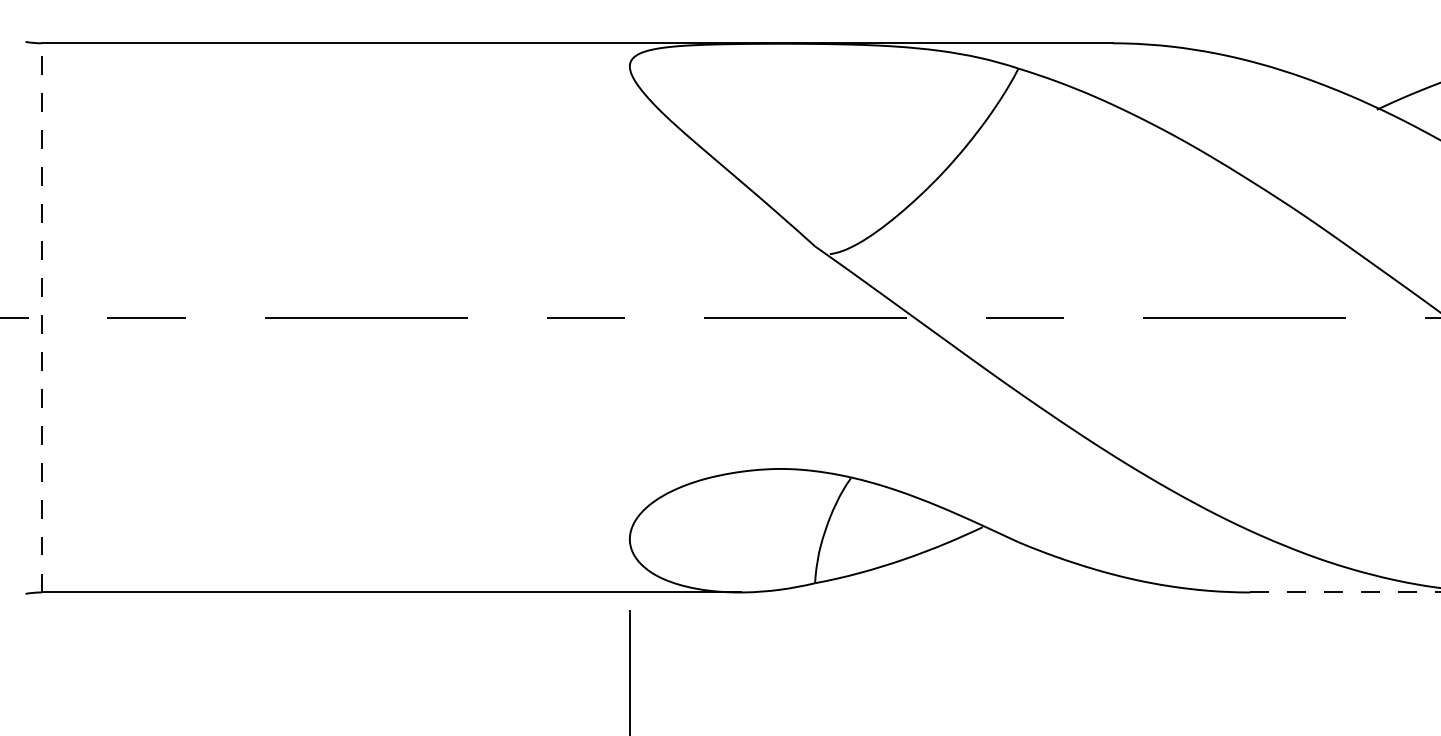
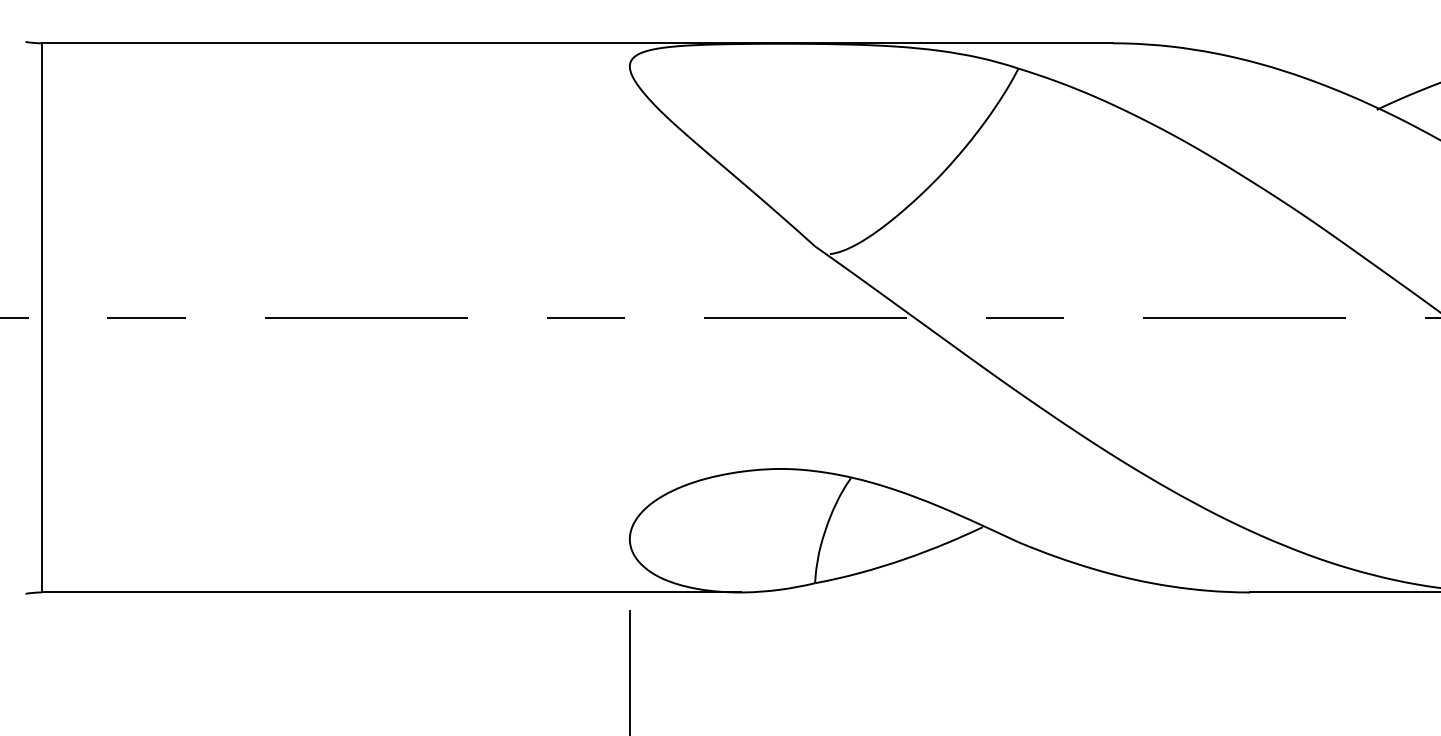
line: dashed -> solid (41, 317)
line: dashed -> solid (1346, 592)
